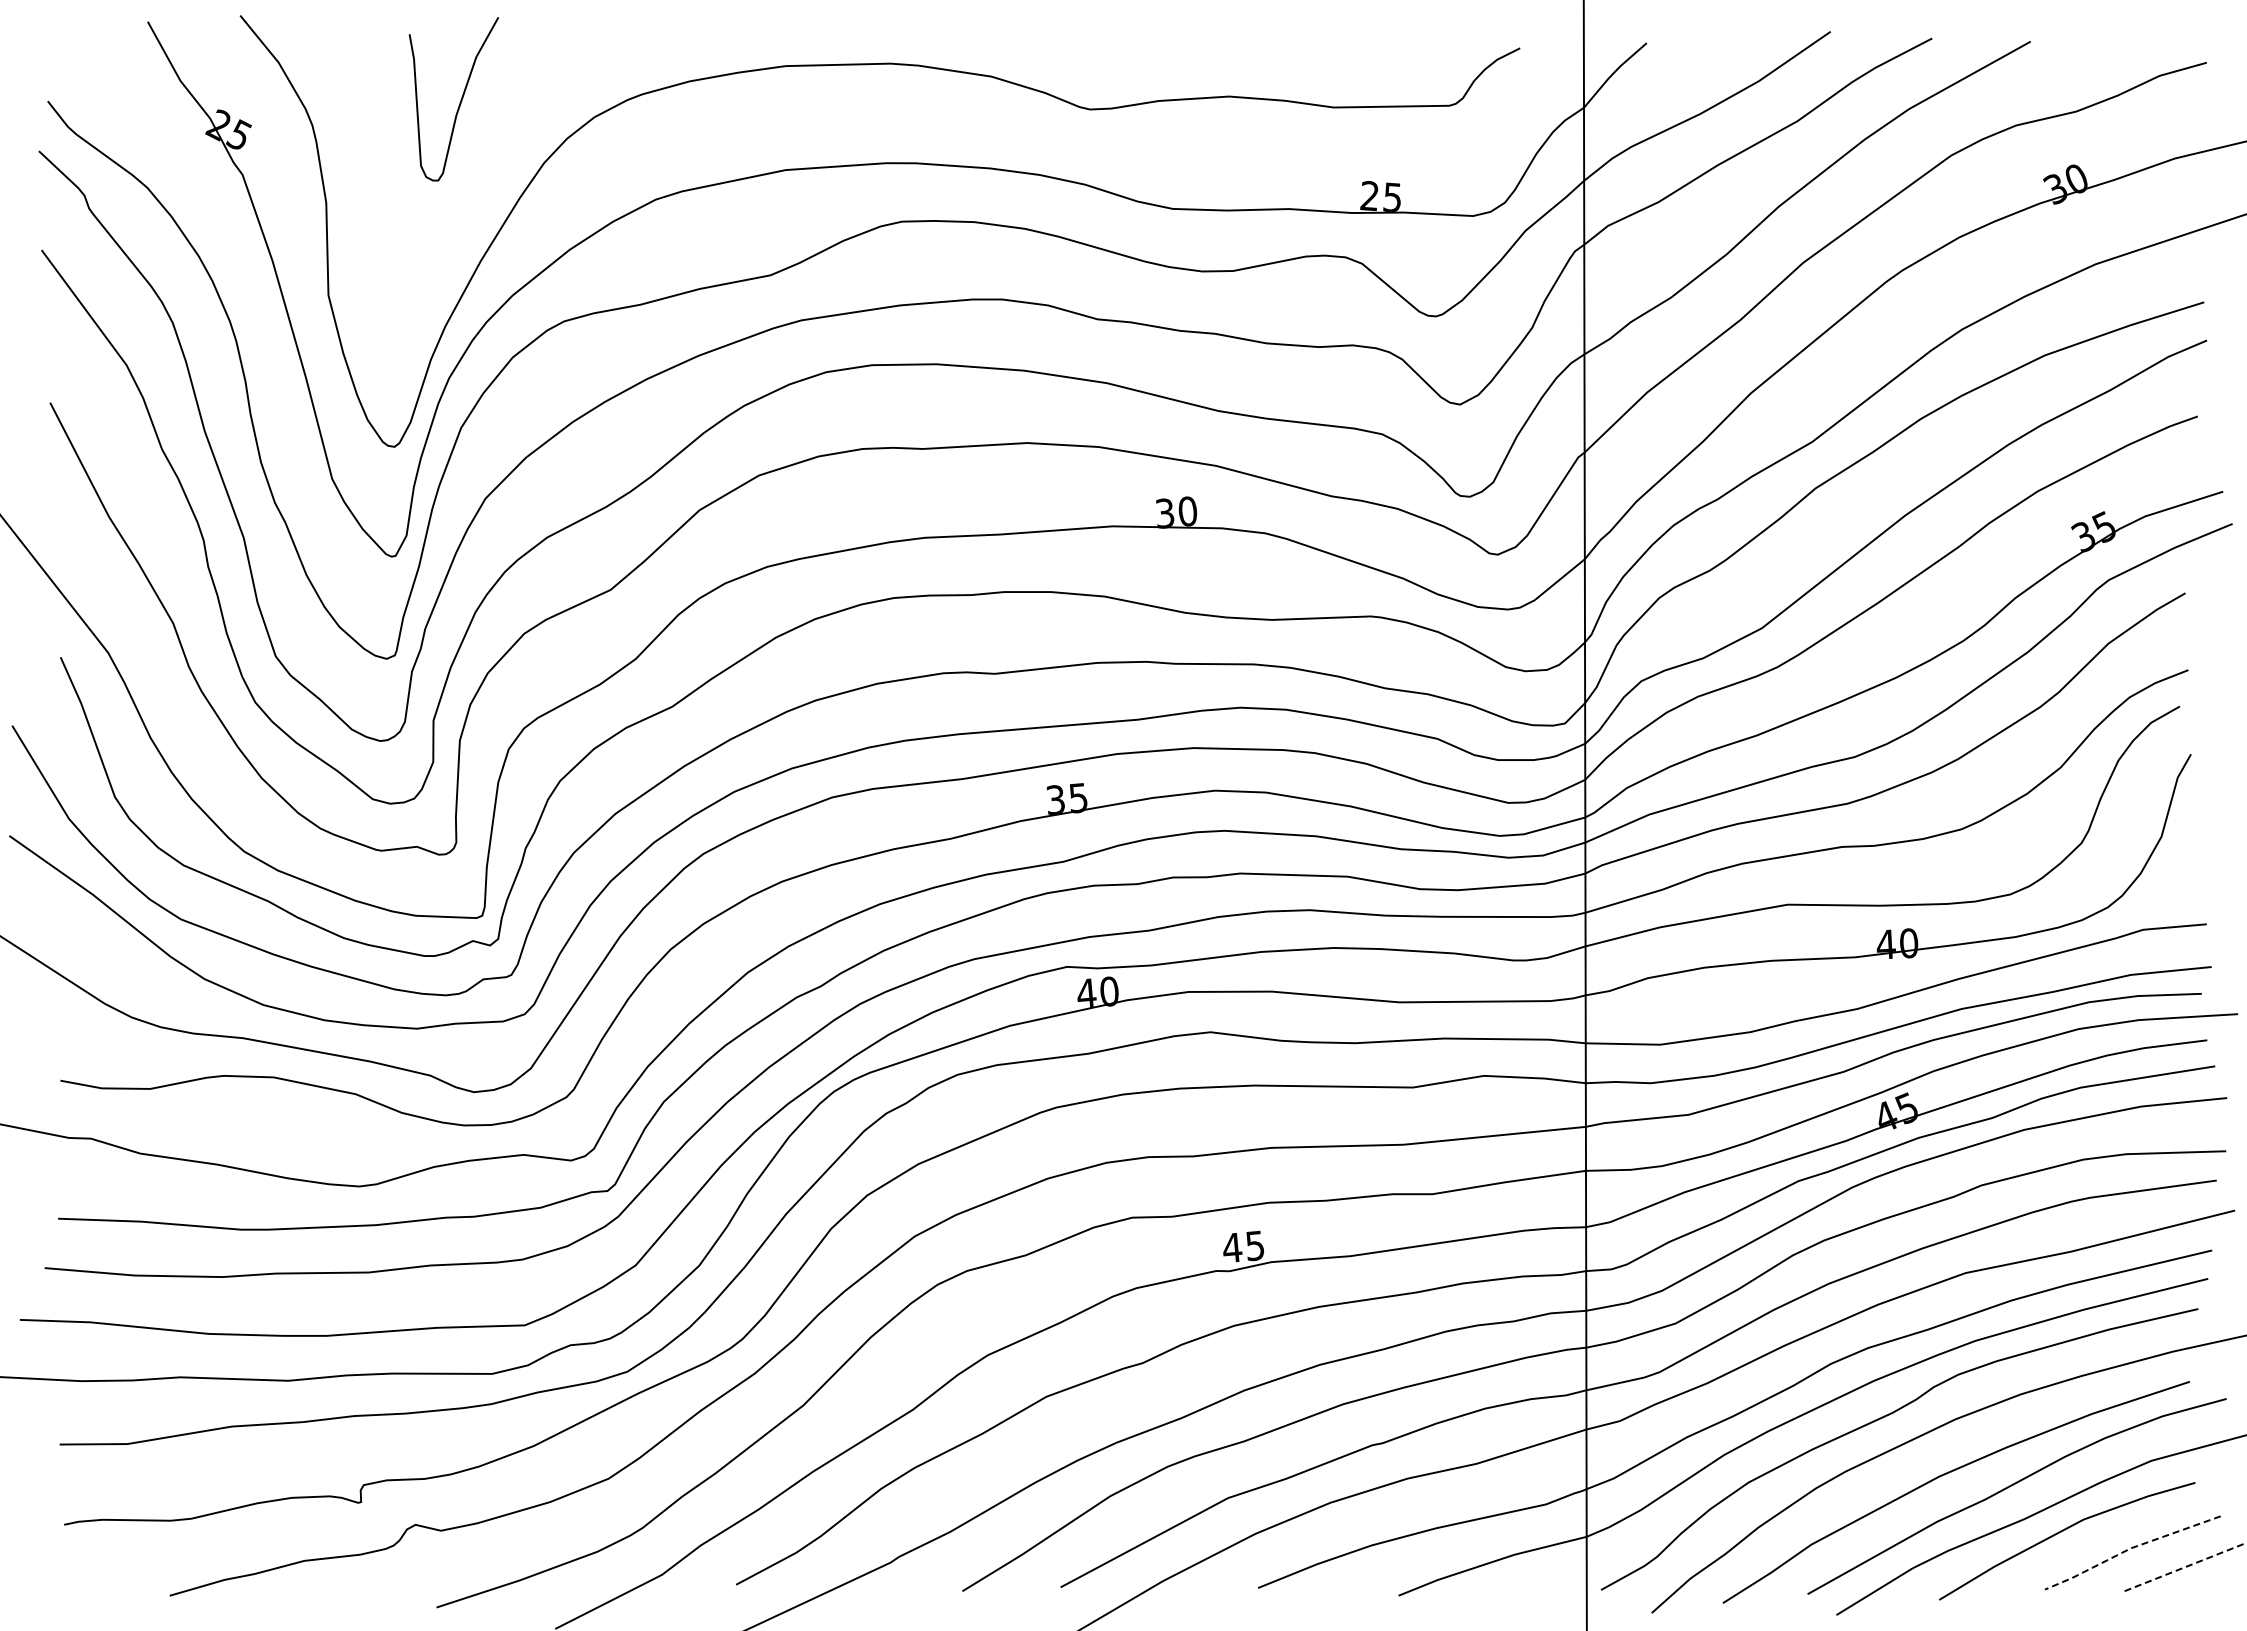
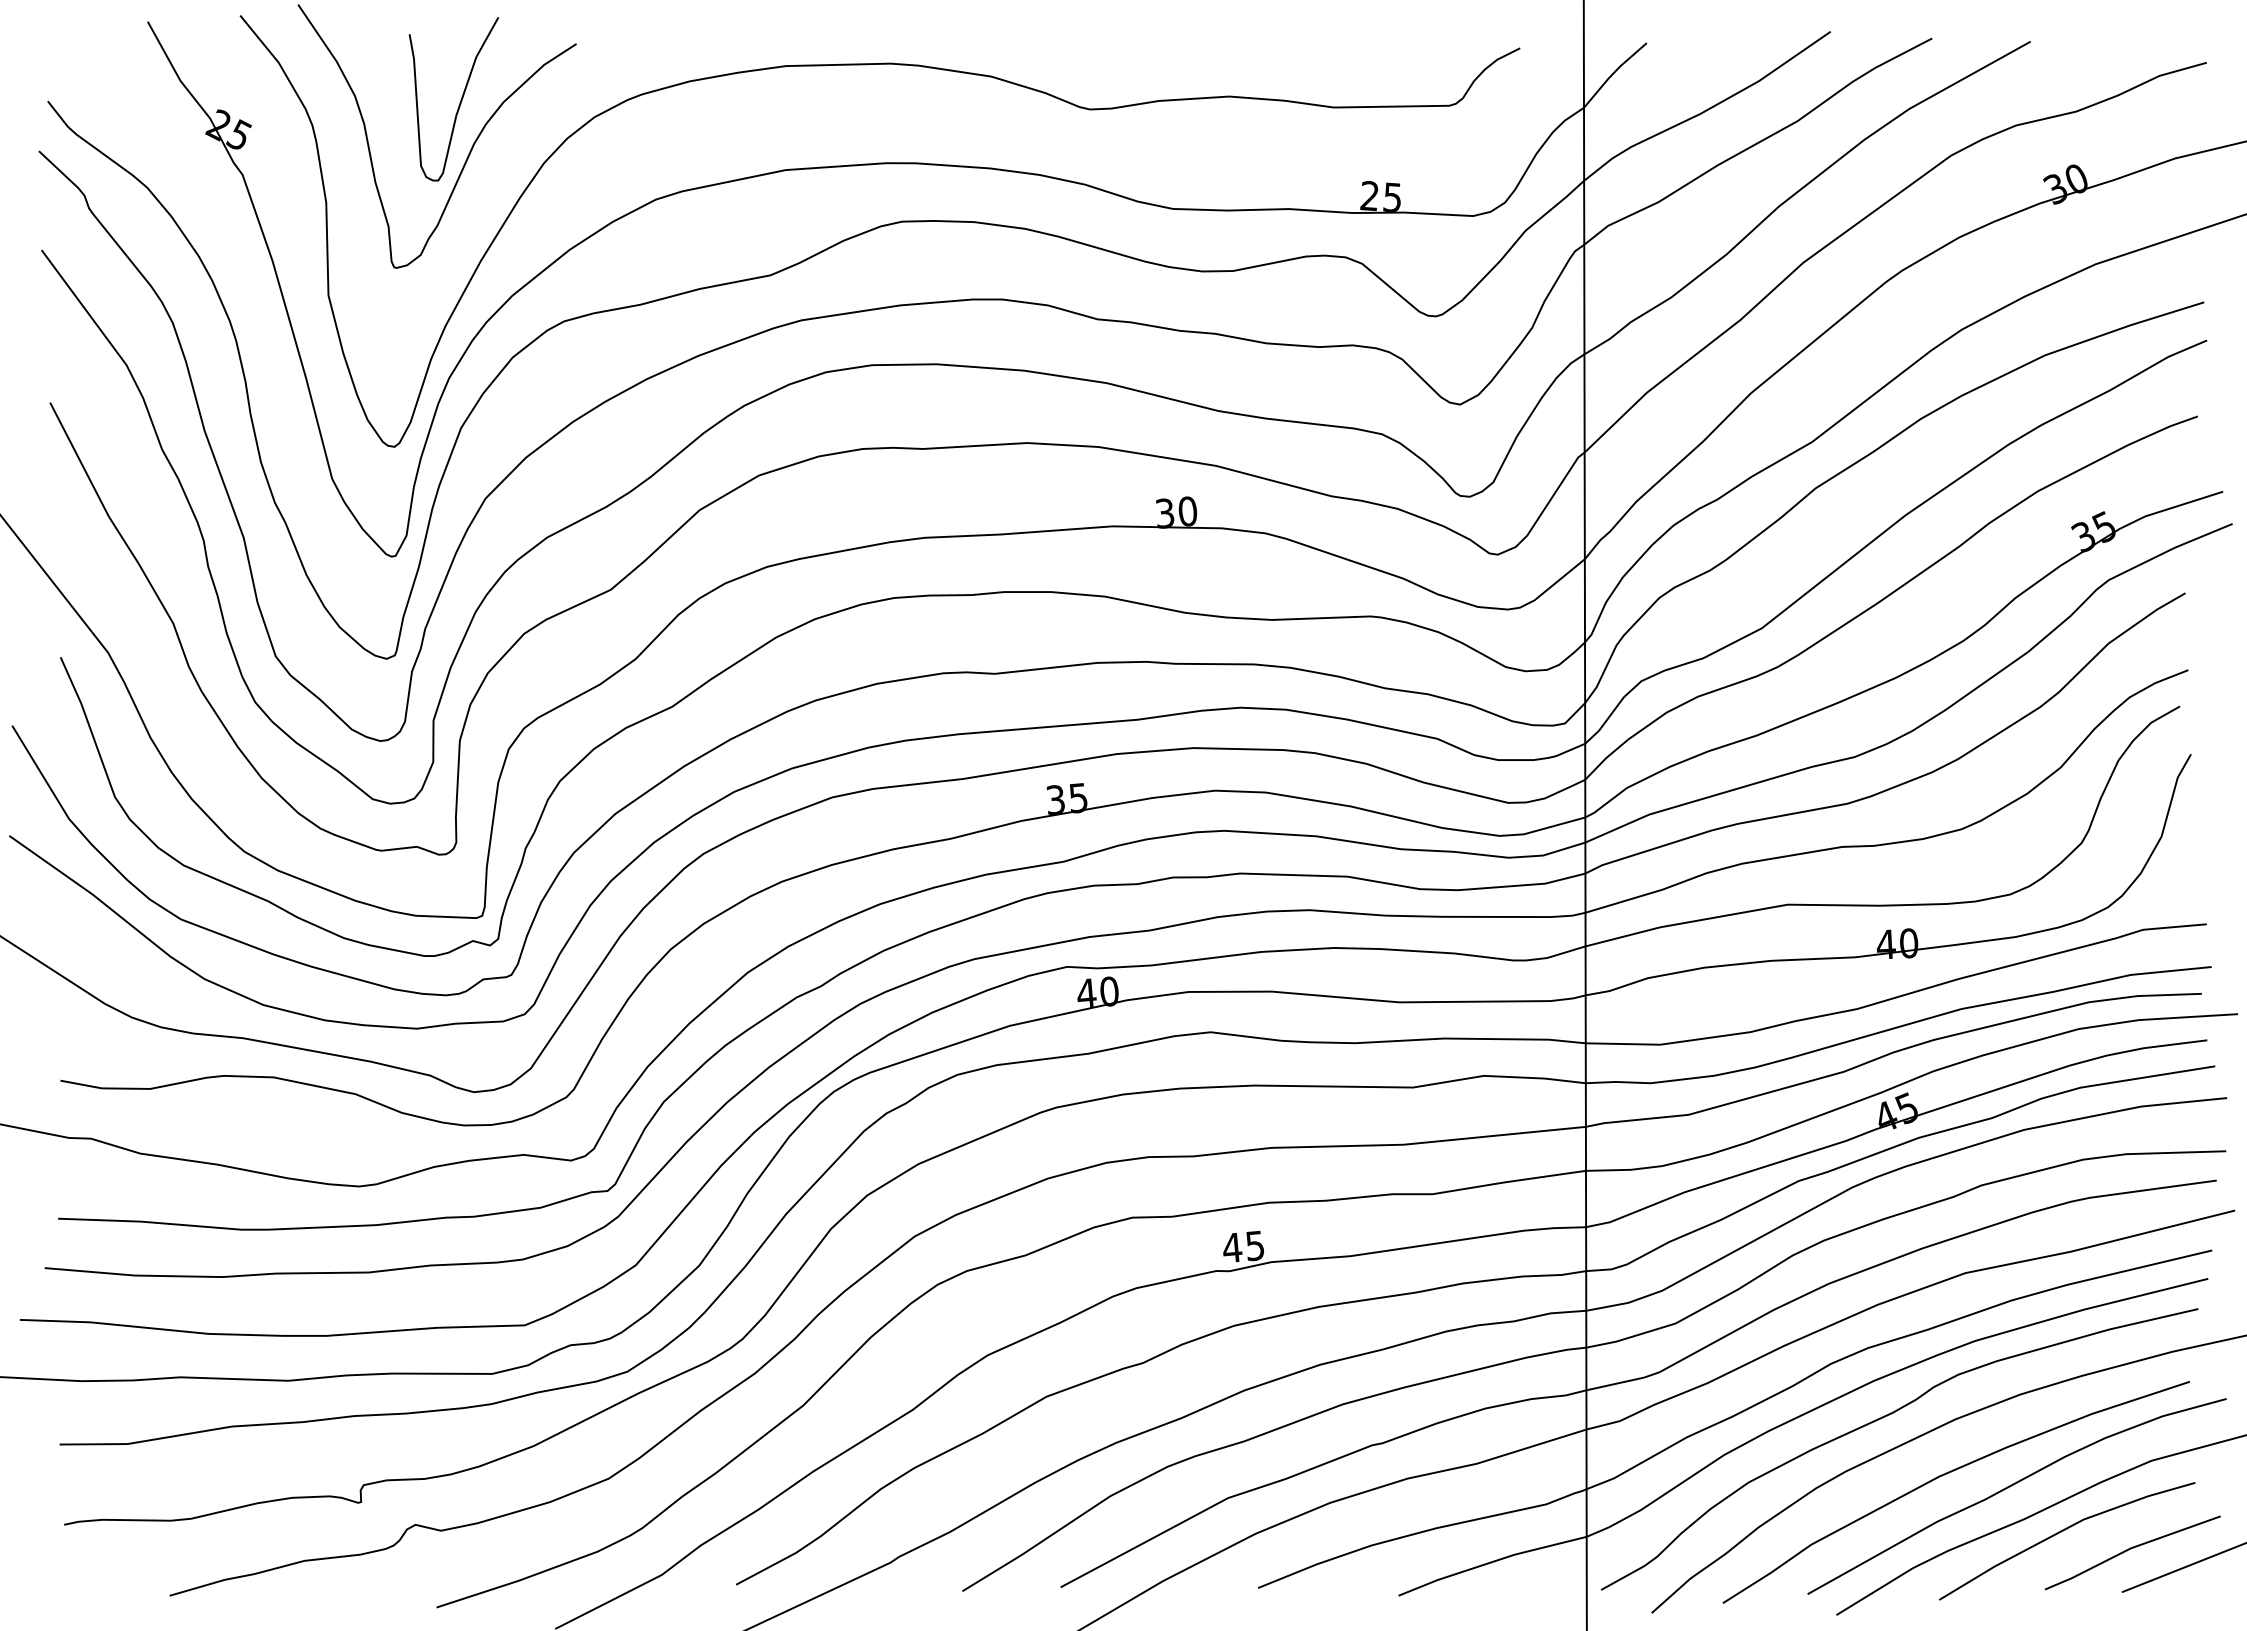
curve: none -> present (468, 153)
line: dashed -> solid (2129, 1548)
line: dashed -> solid (2184, 1567)
